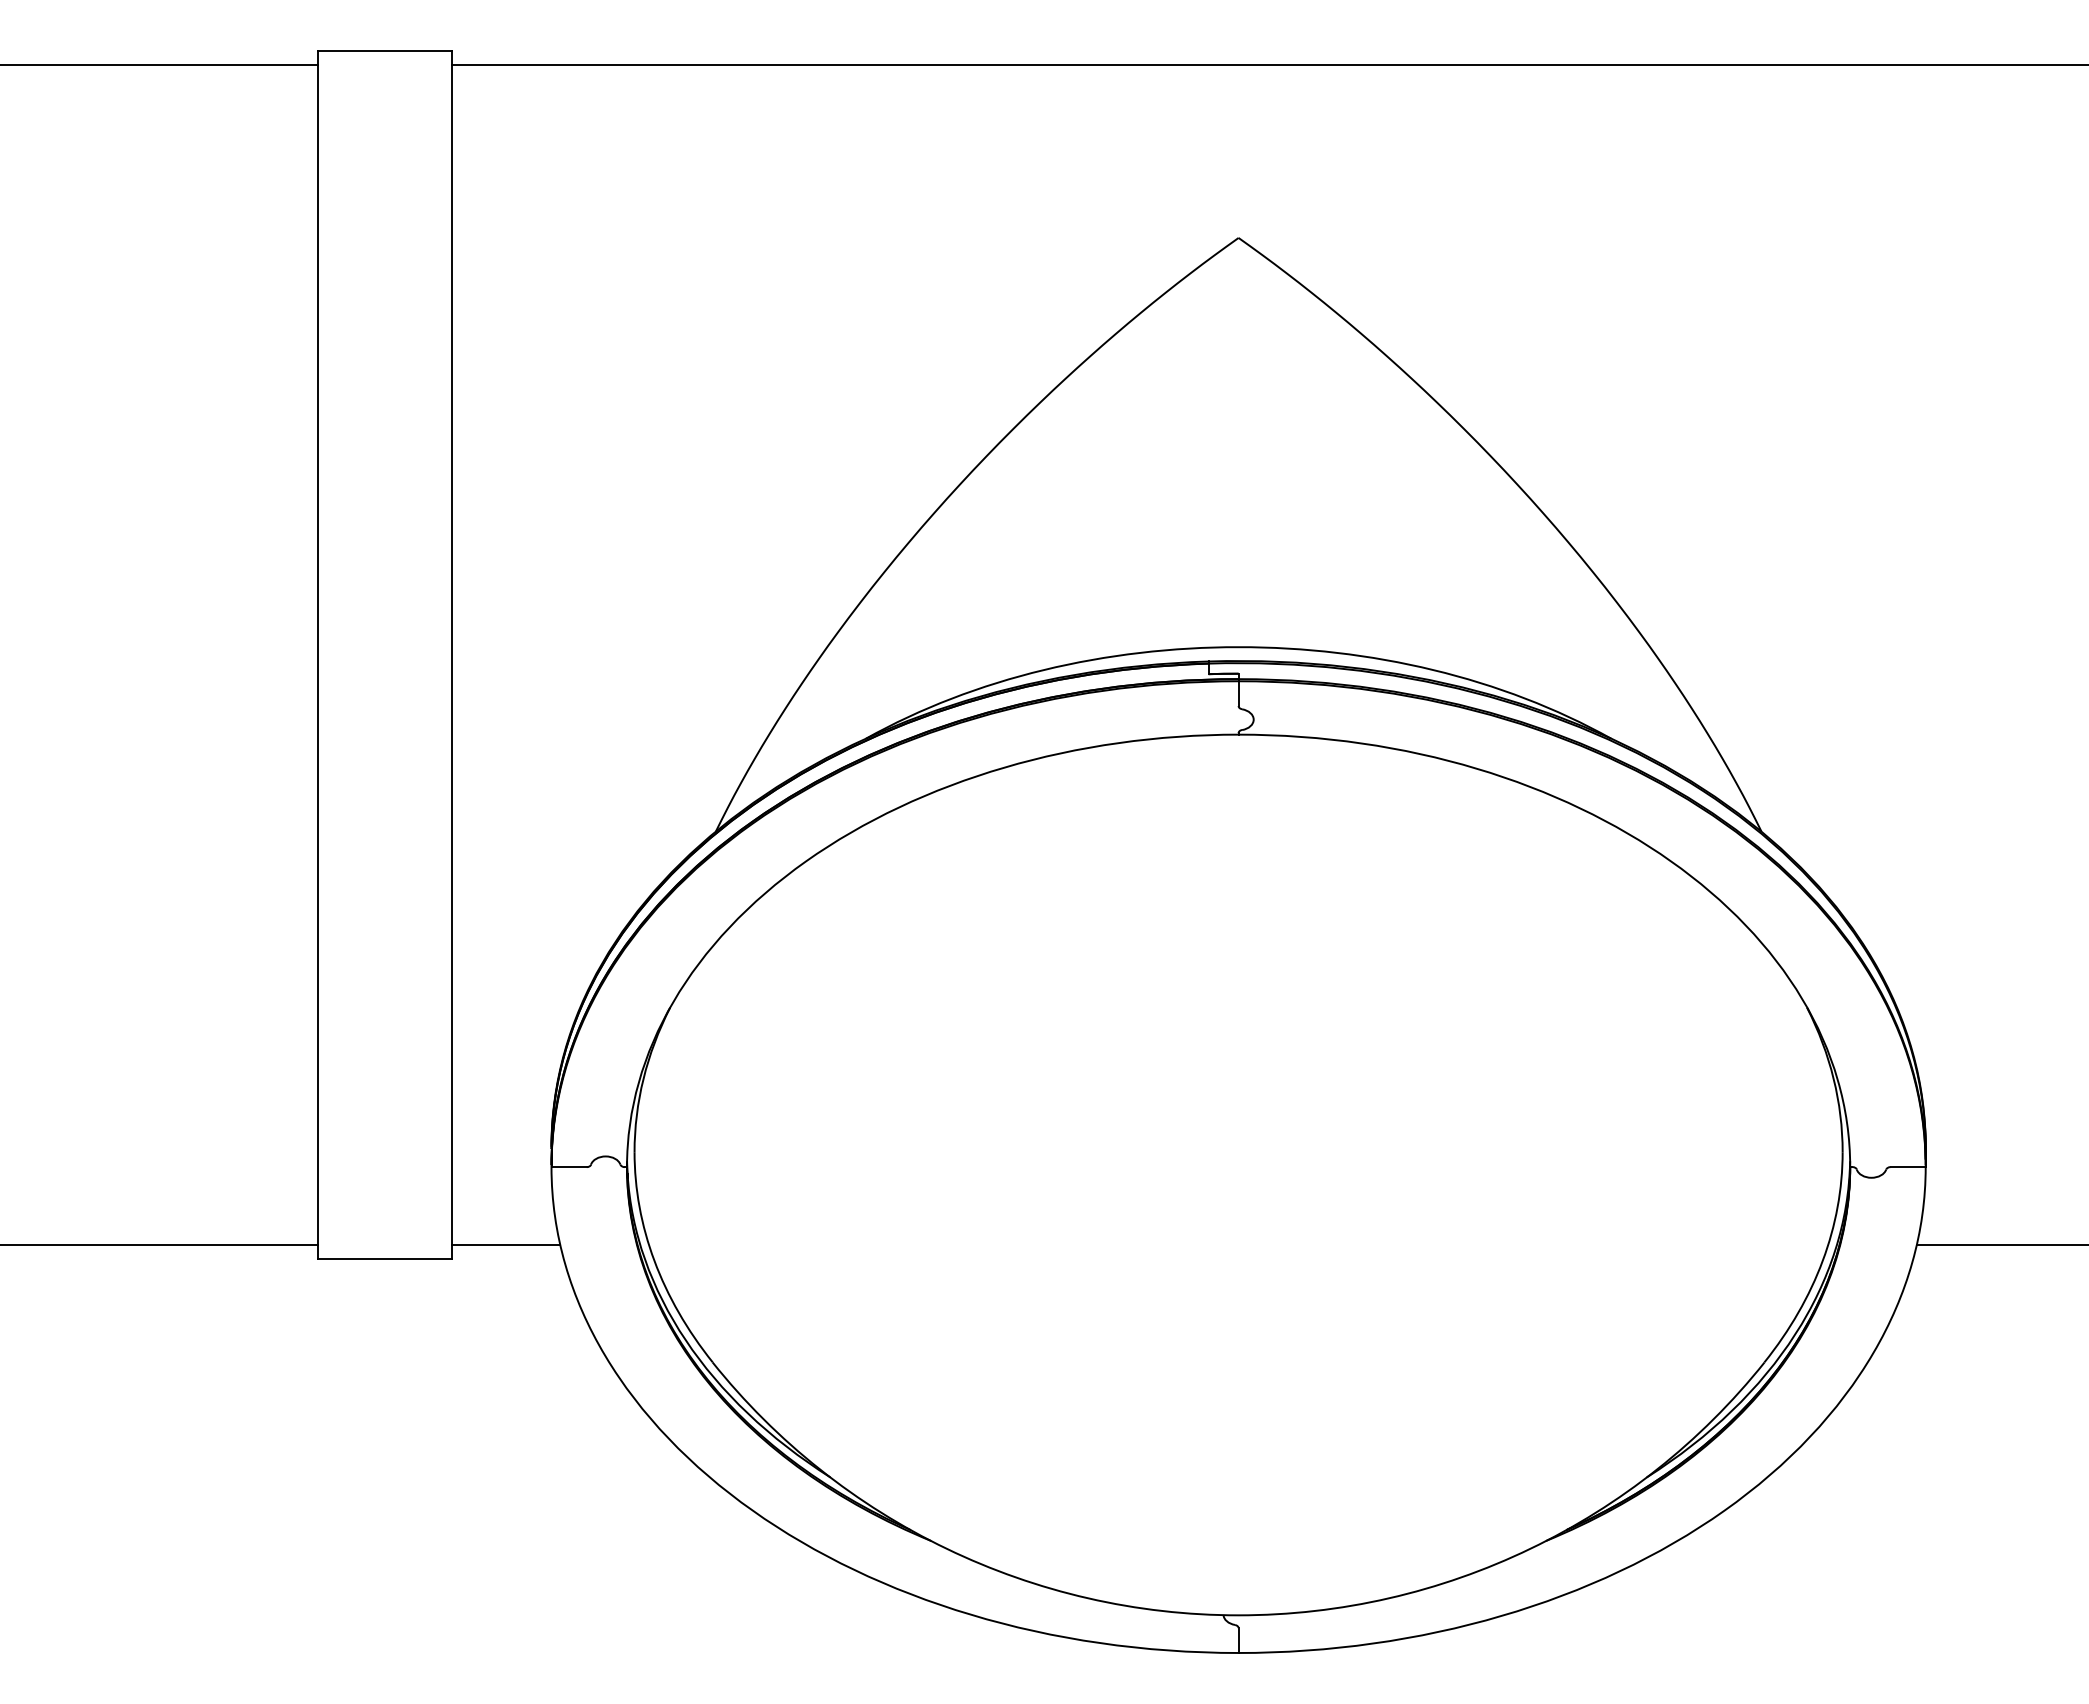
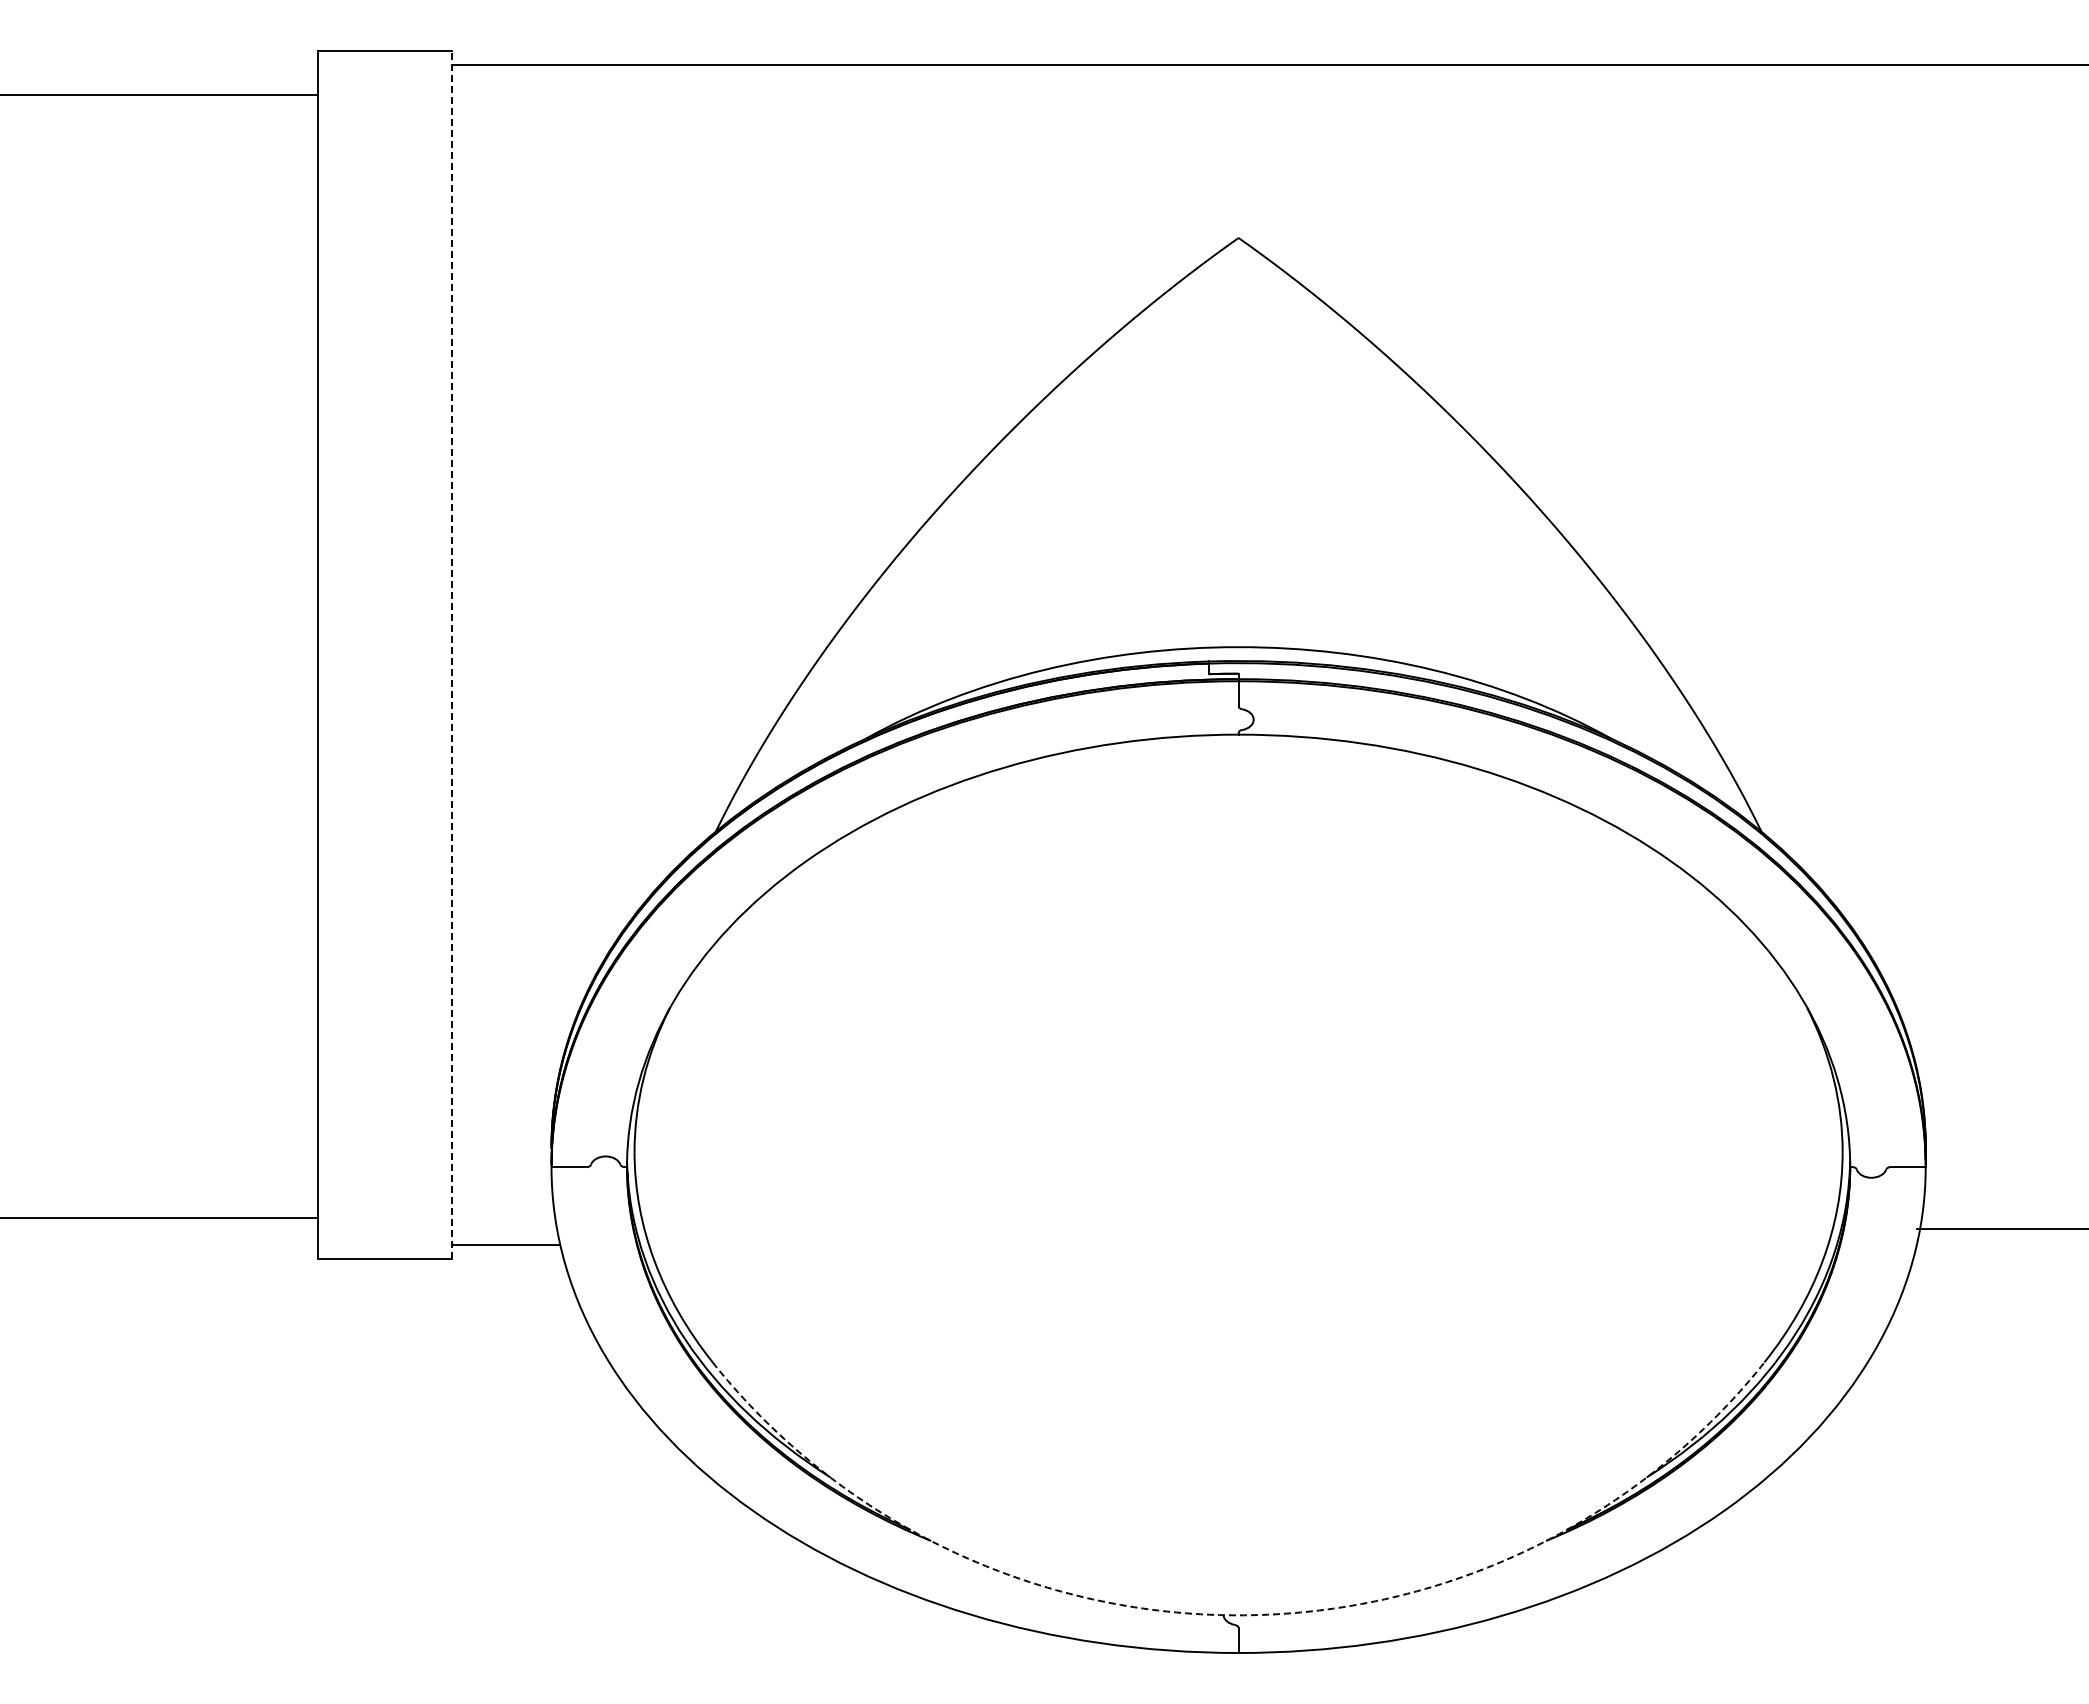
line position: (160, 65) -> (160, 95) (160, 95)
line: solid -> dashed (452, 654)
line position: (160, 1244) -> (160, 1217) (160, 1217)
line position: (2000, 1244) -> (2000, 1228) (2000, 1228)
arc: solid -> dashed (1238, 1615)
